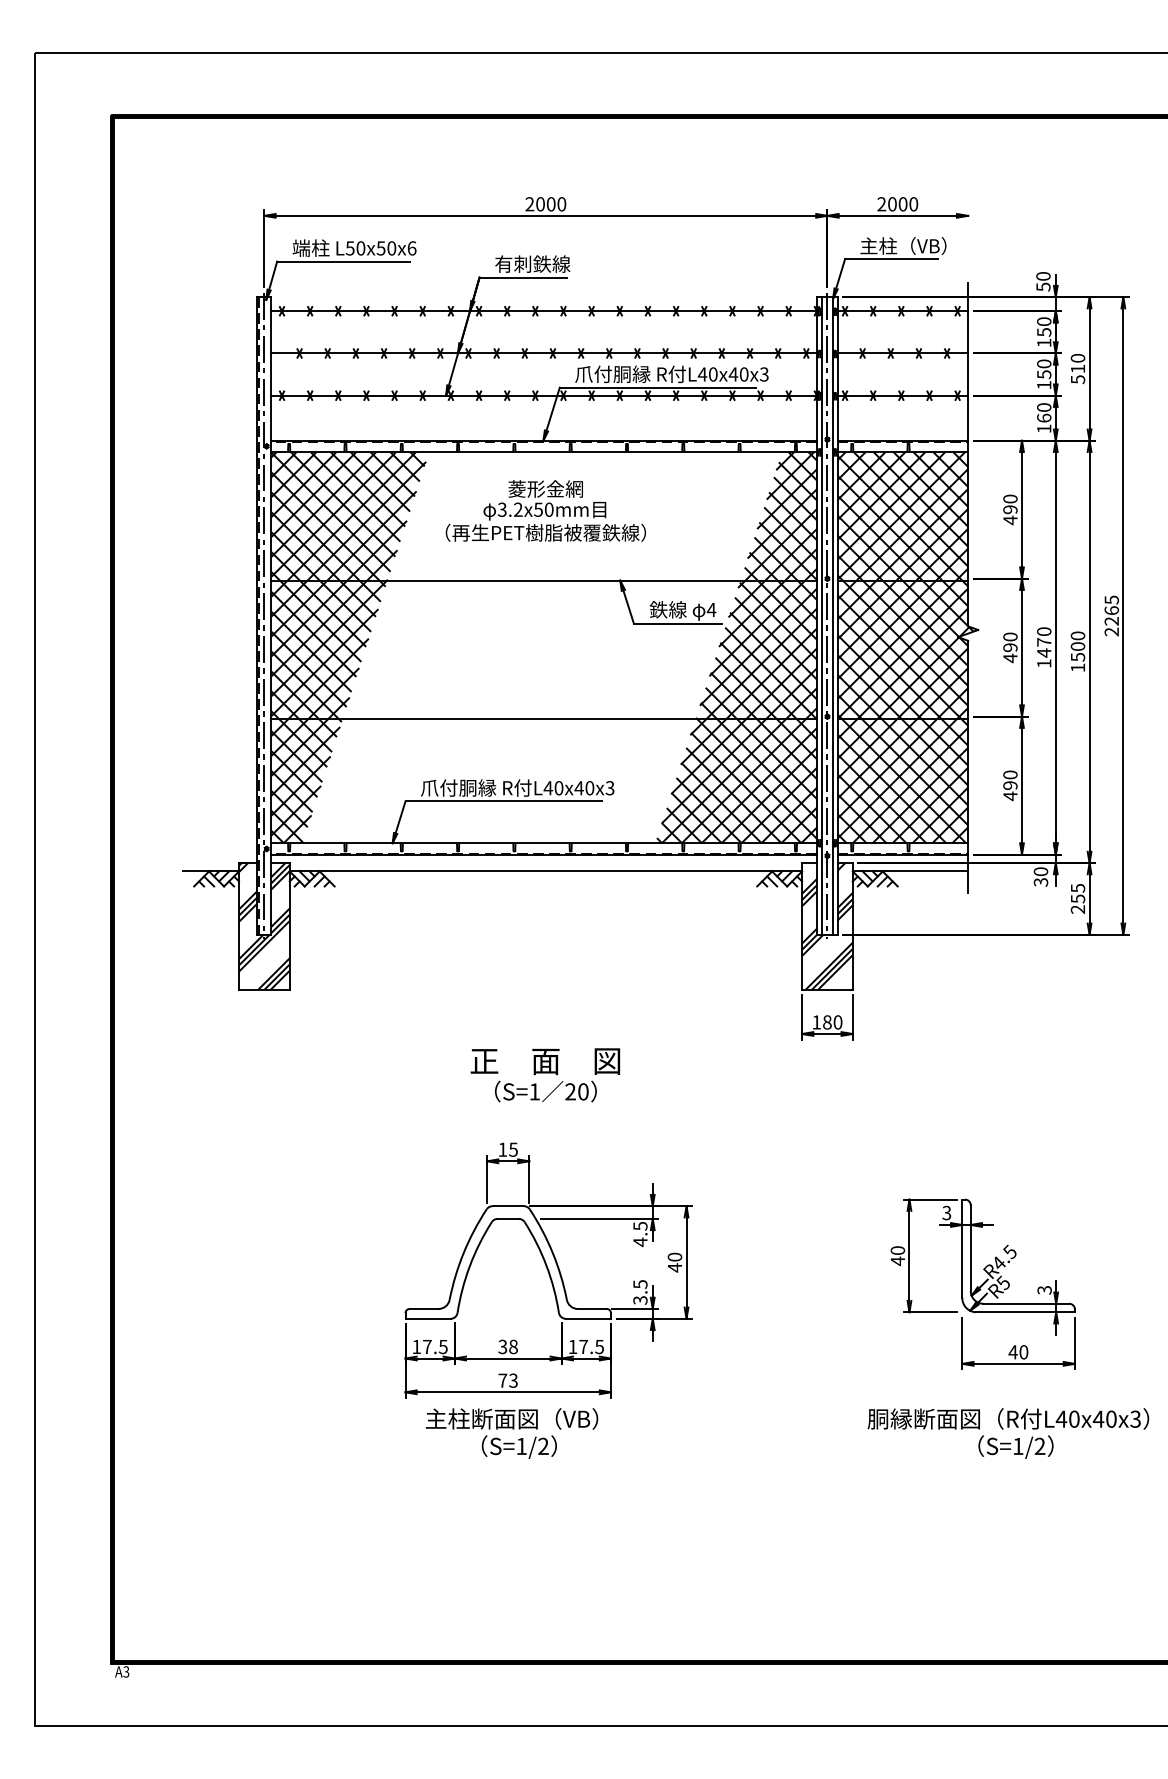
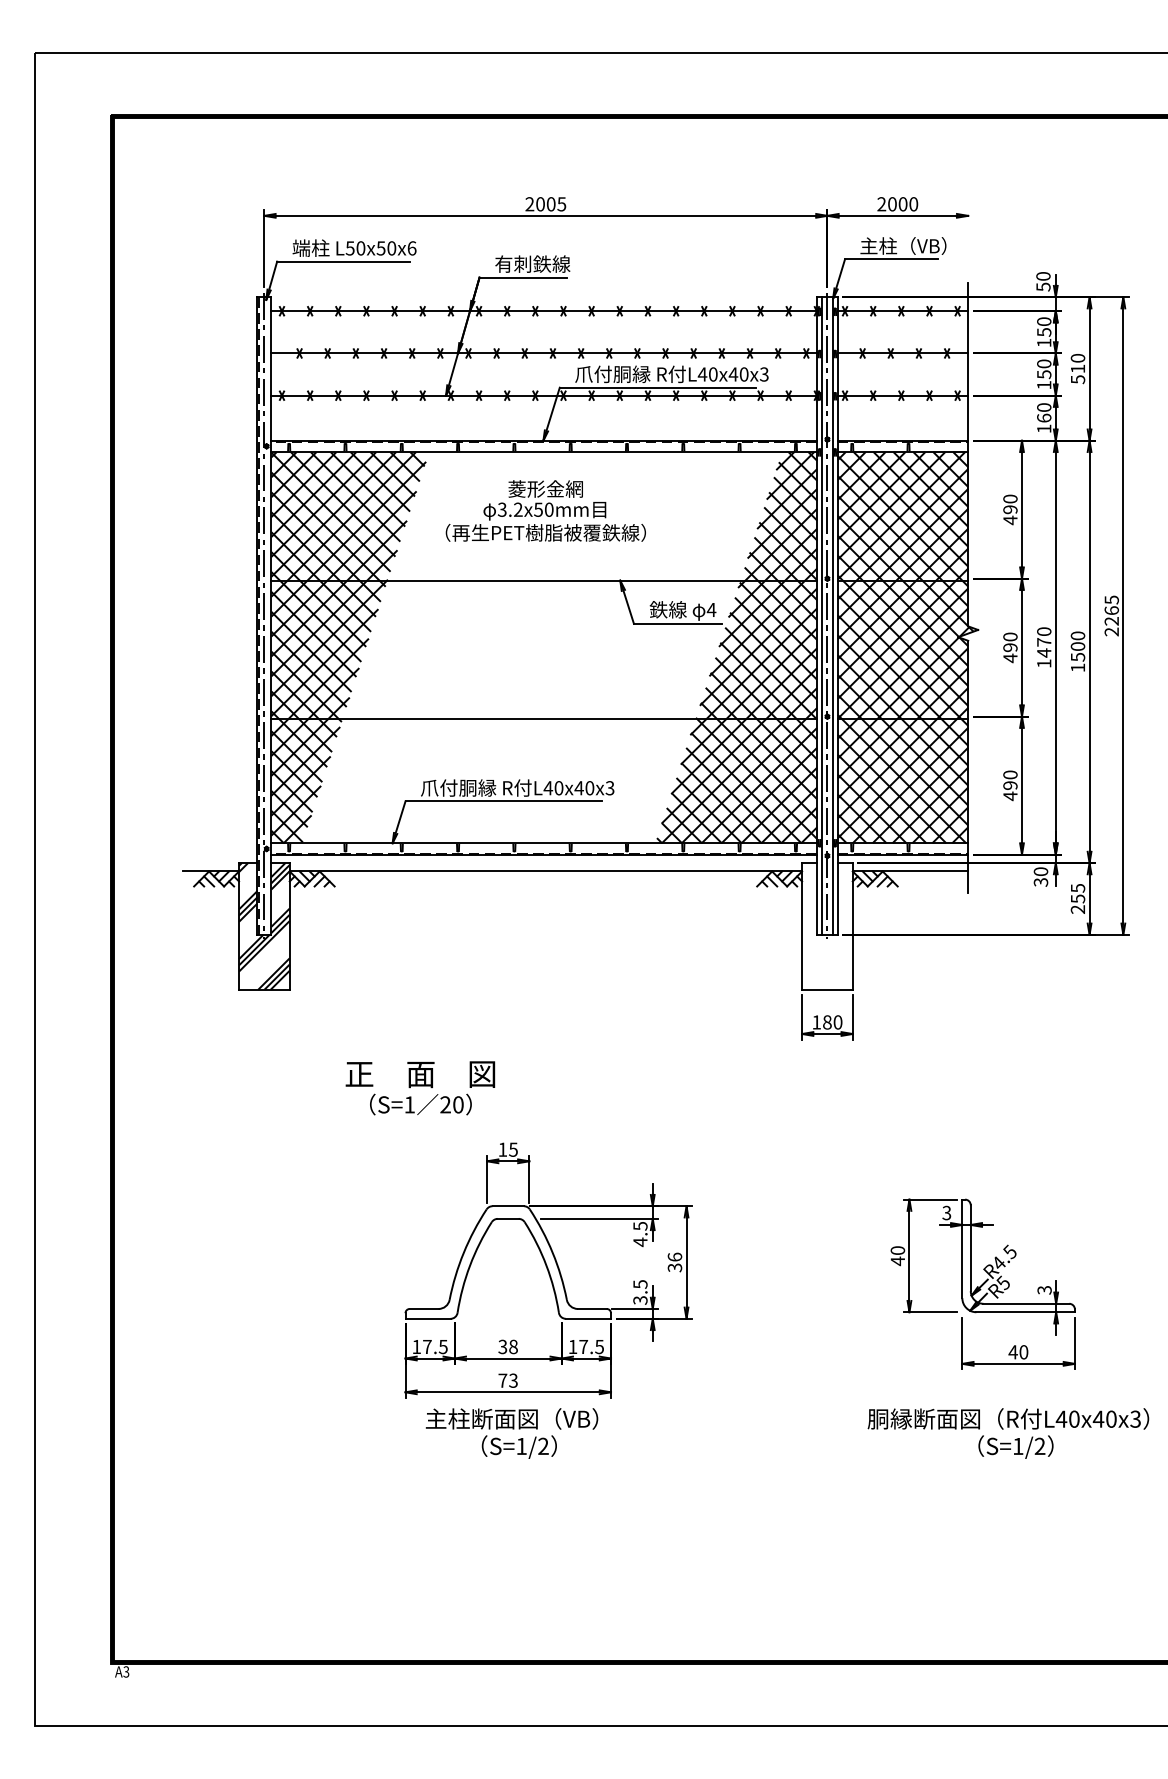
text: 2000 -> 2005 (561, 204)
hatch: present -> none (827, 926)
text position: (545, 1075) -> (420, 1088) (420, 1088)
text: 40 -> 36 (674, 1262)
